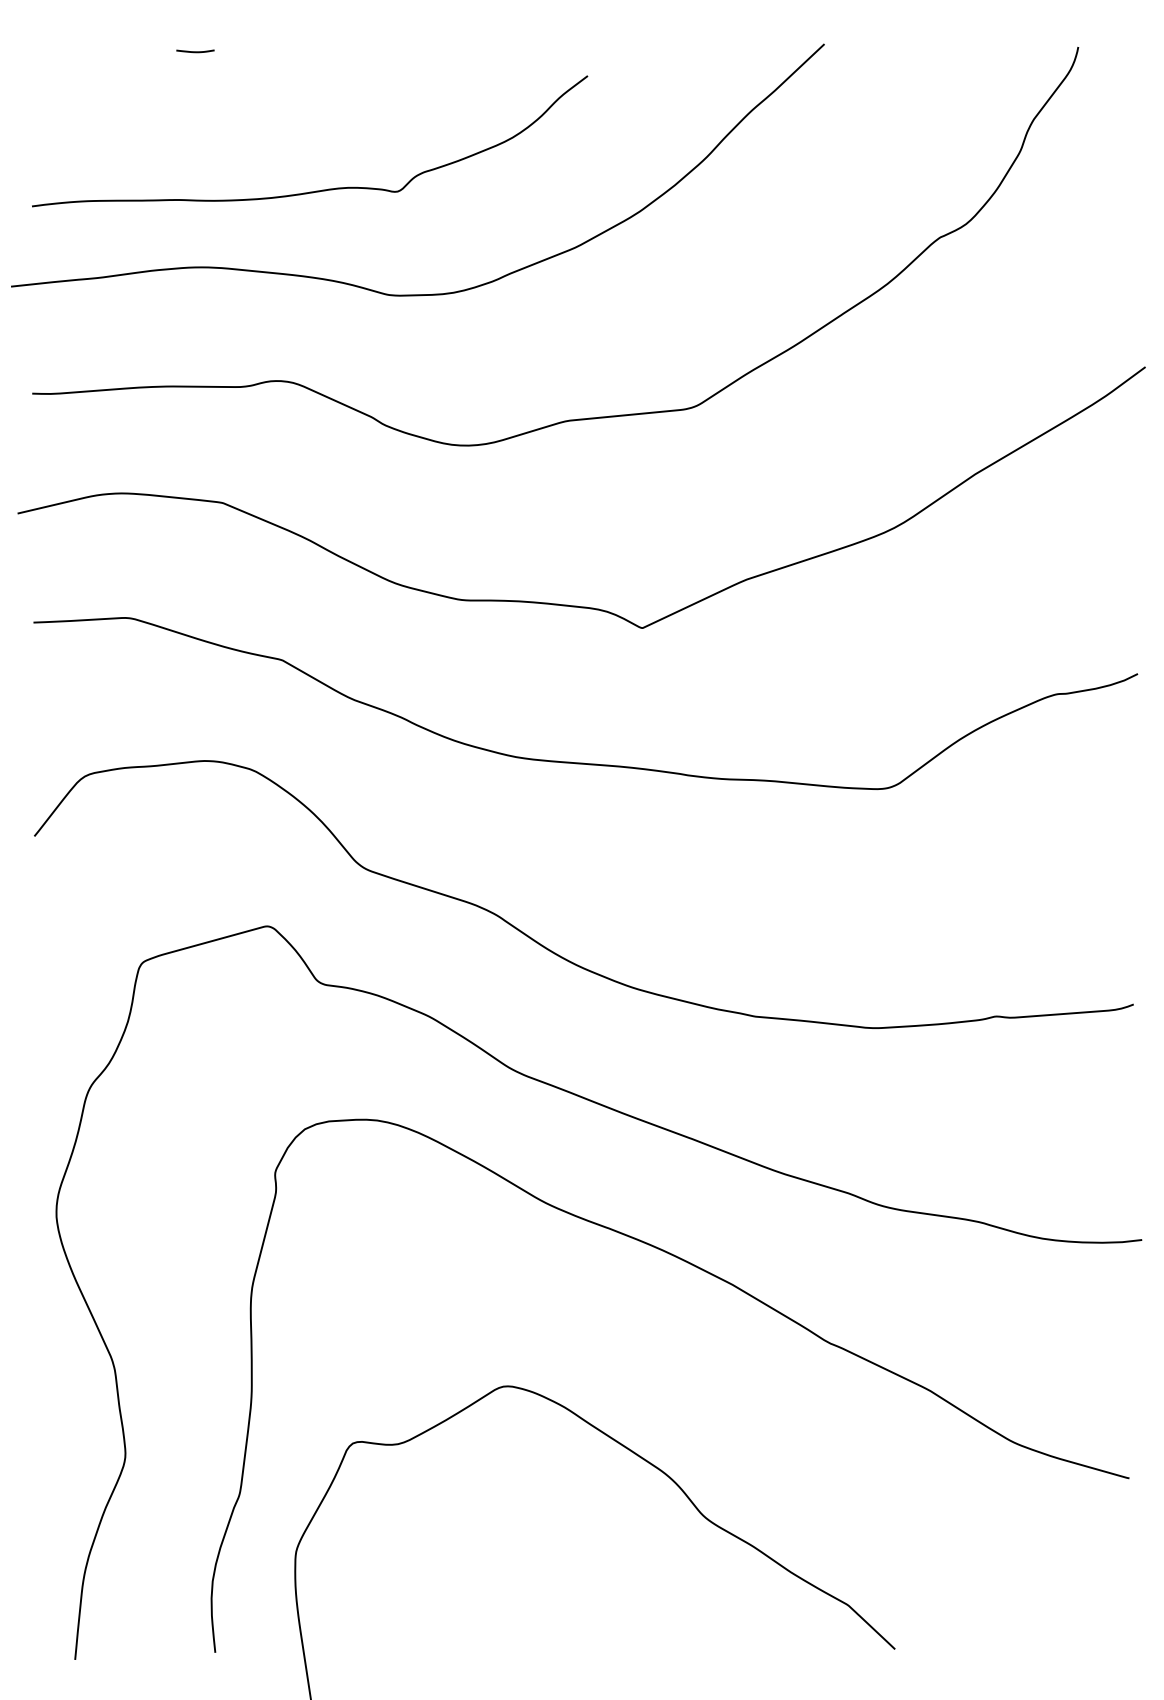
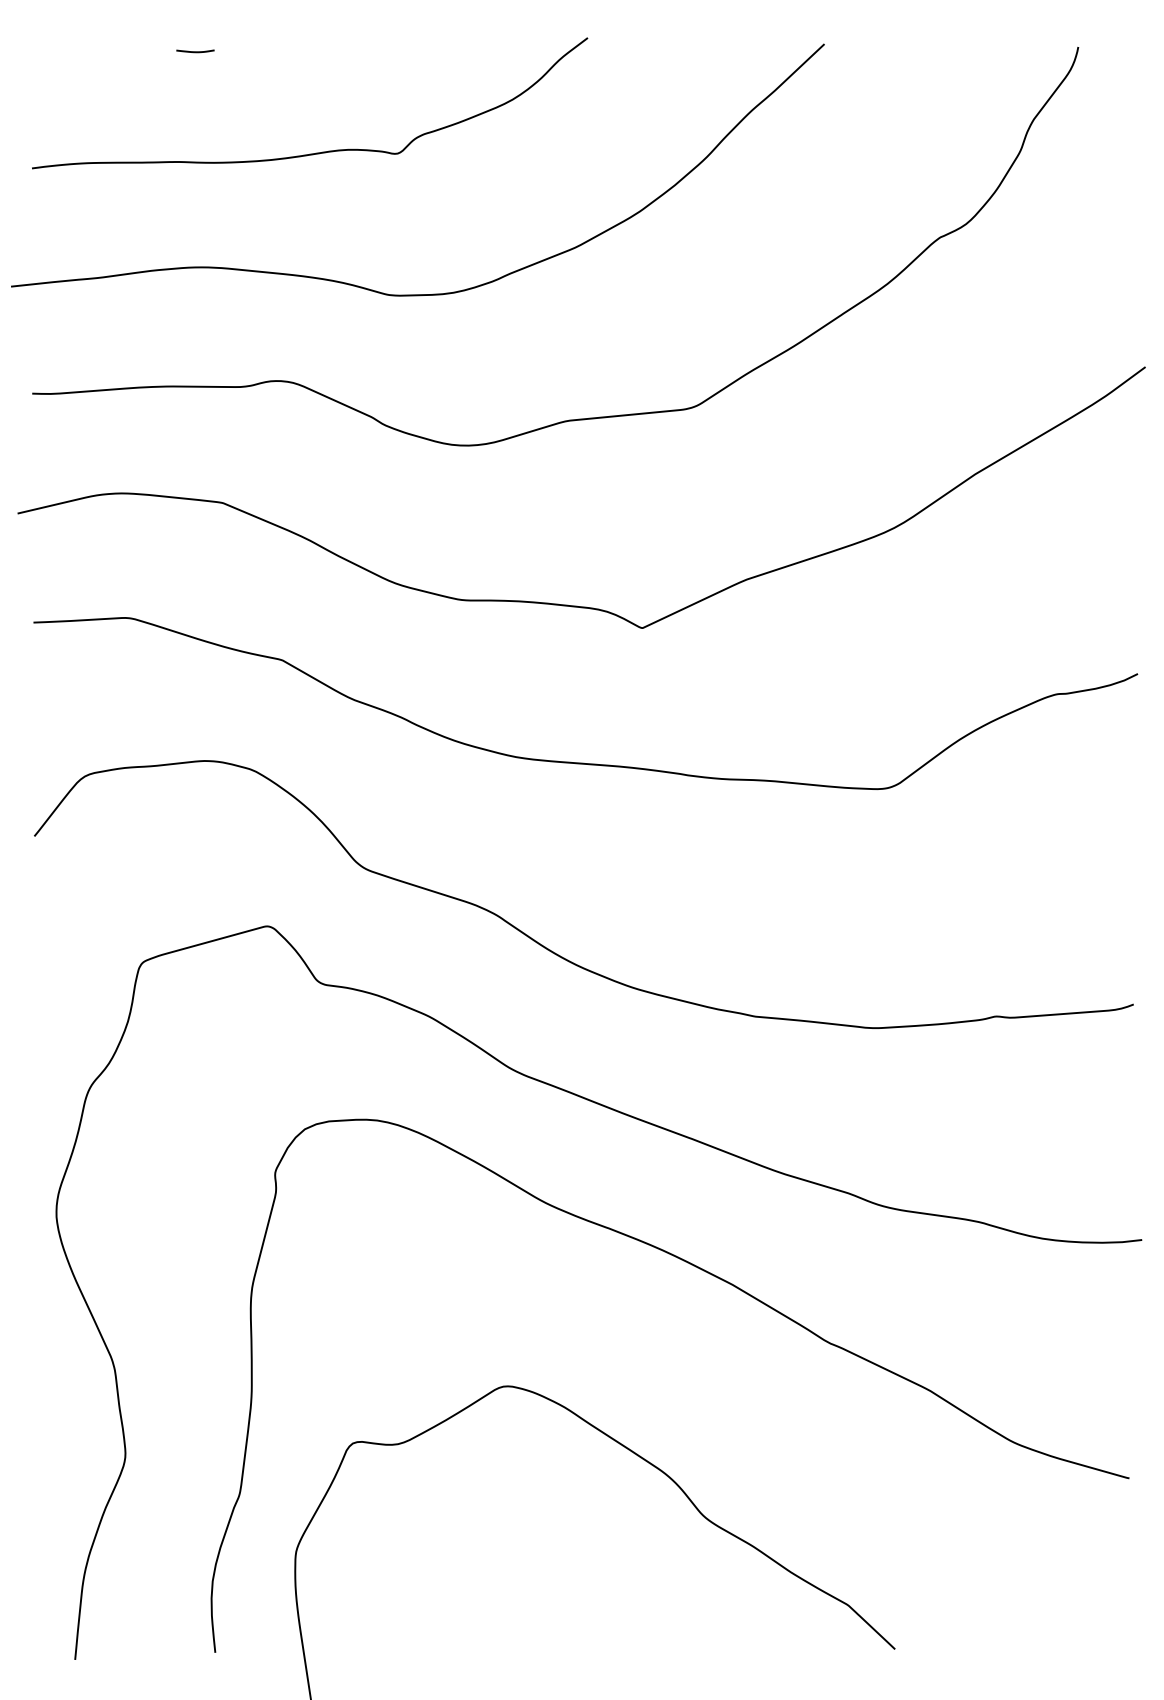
curve position: (316, 190) -> (316, 152) (316, 152)
